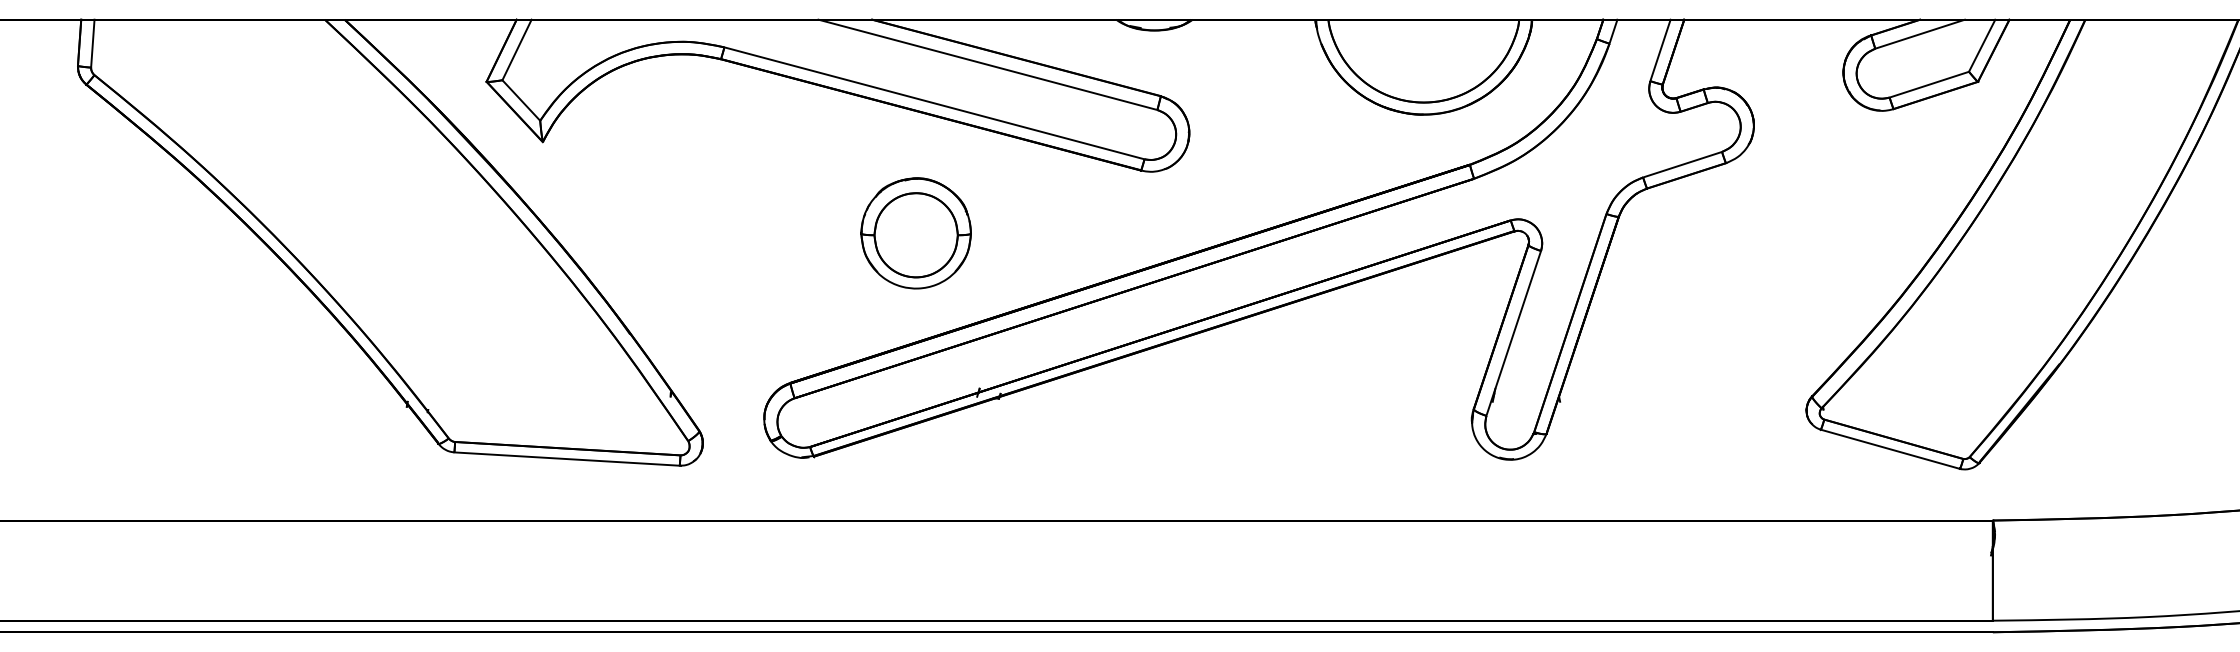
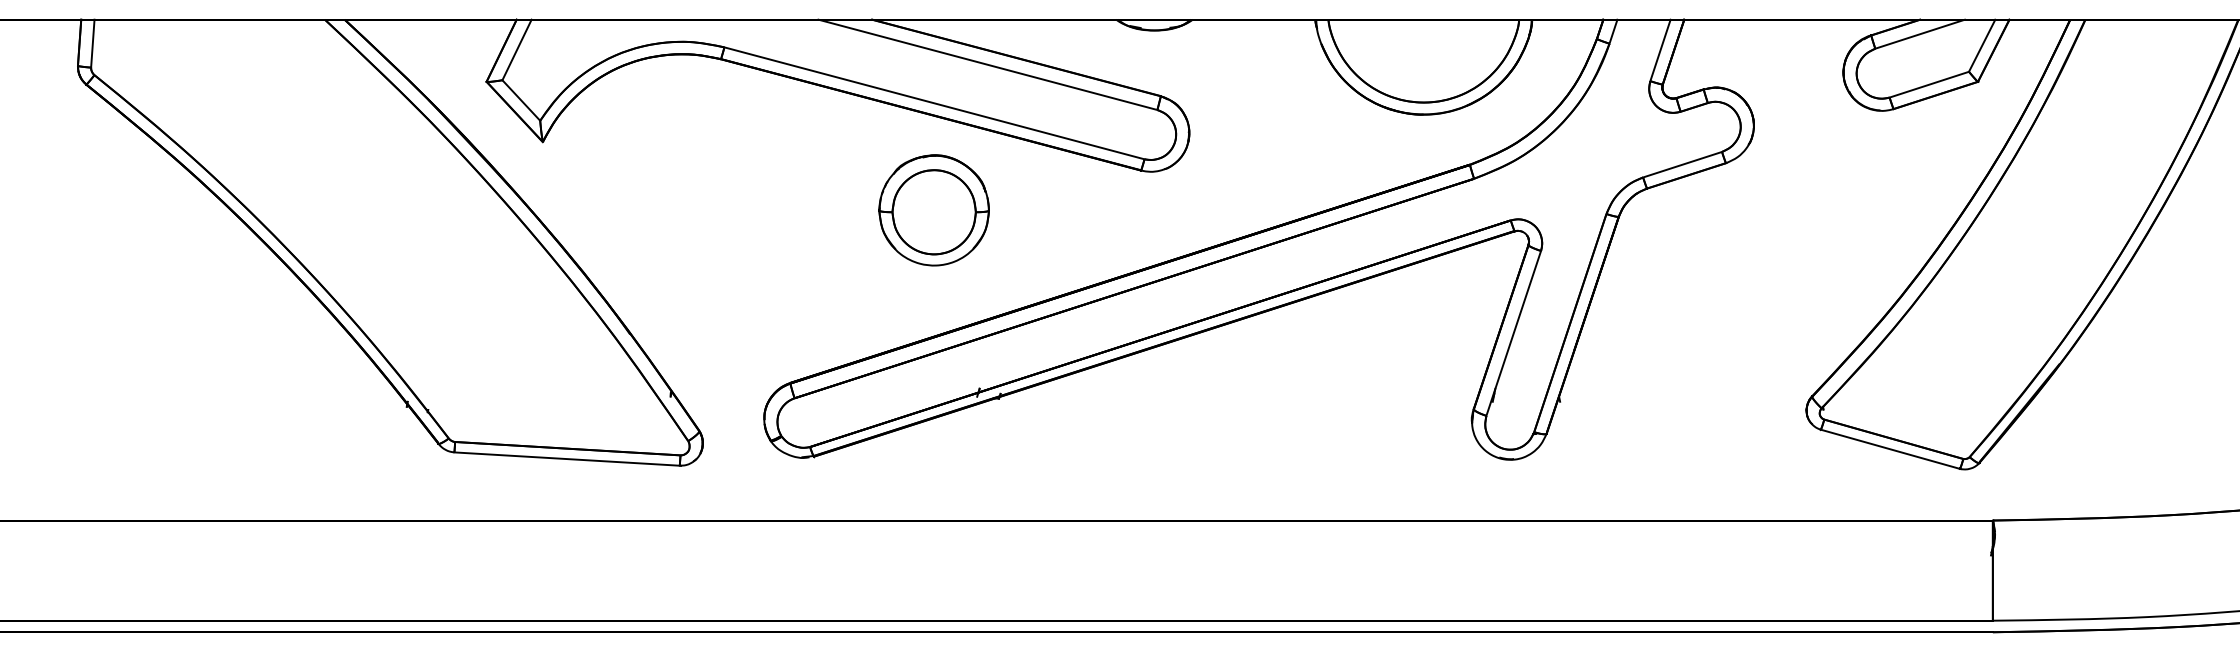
part position: (915, 233) -> (933, 210) (933, 210)
